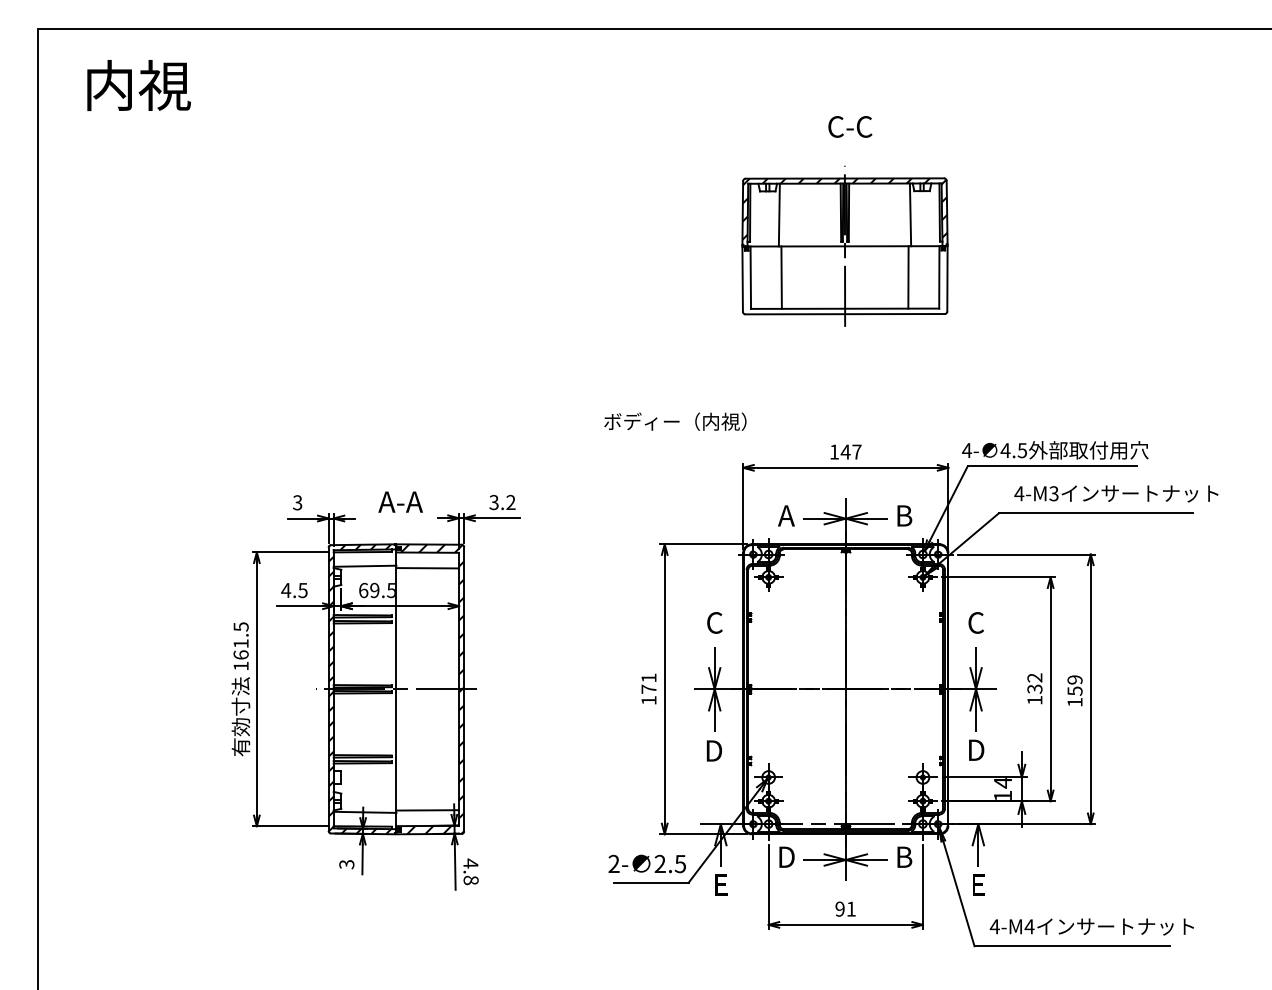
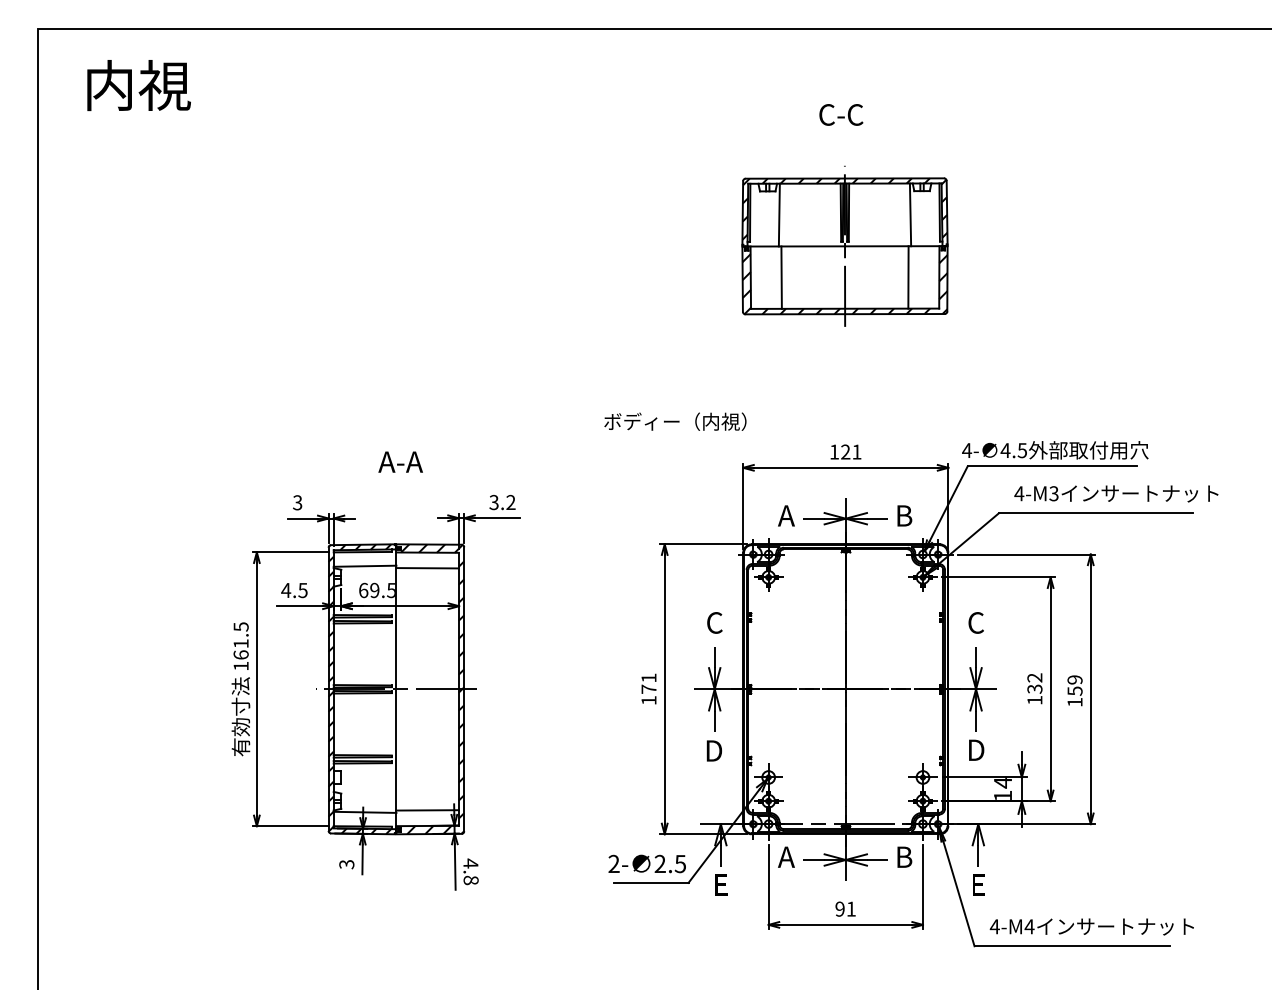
text position: (850, 126) -> (841, 114) (841, 114)
hatch: none -> present (844, 284)
text: 147 -> 121 (850, 451)
text position: (400, 501) -> (400, 461) (400, 461)
text: D -> A (786, 856)
